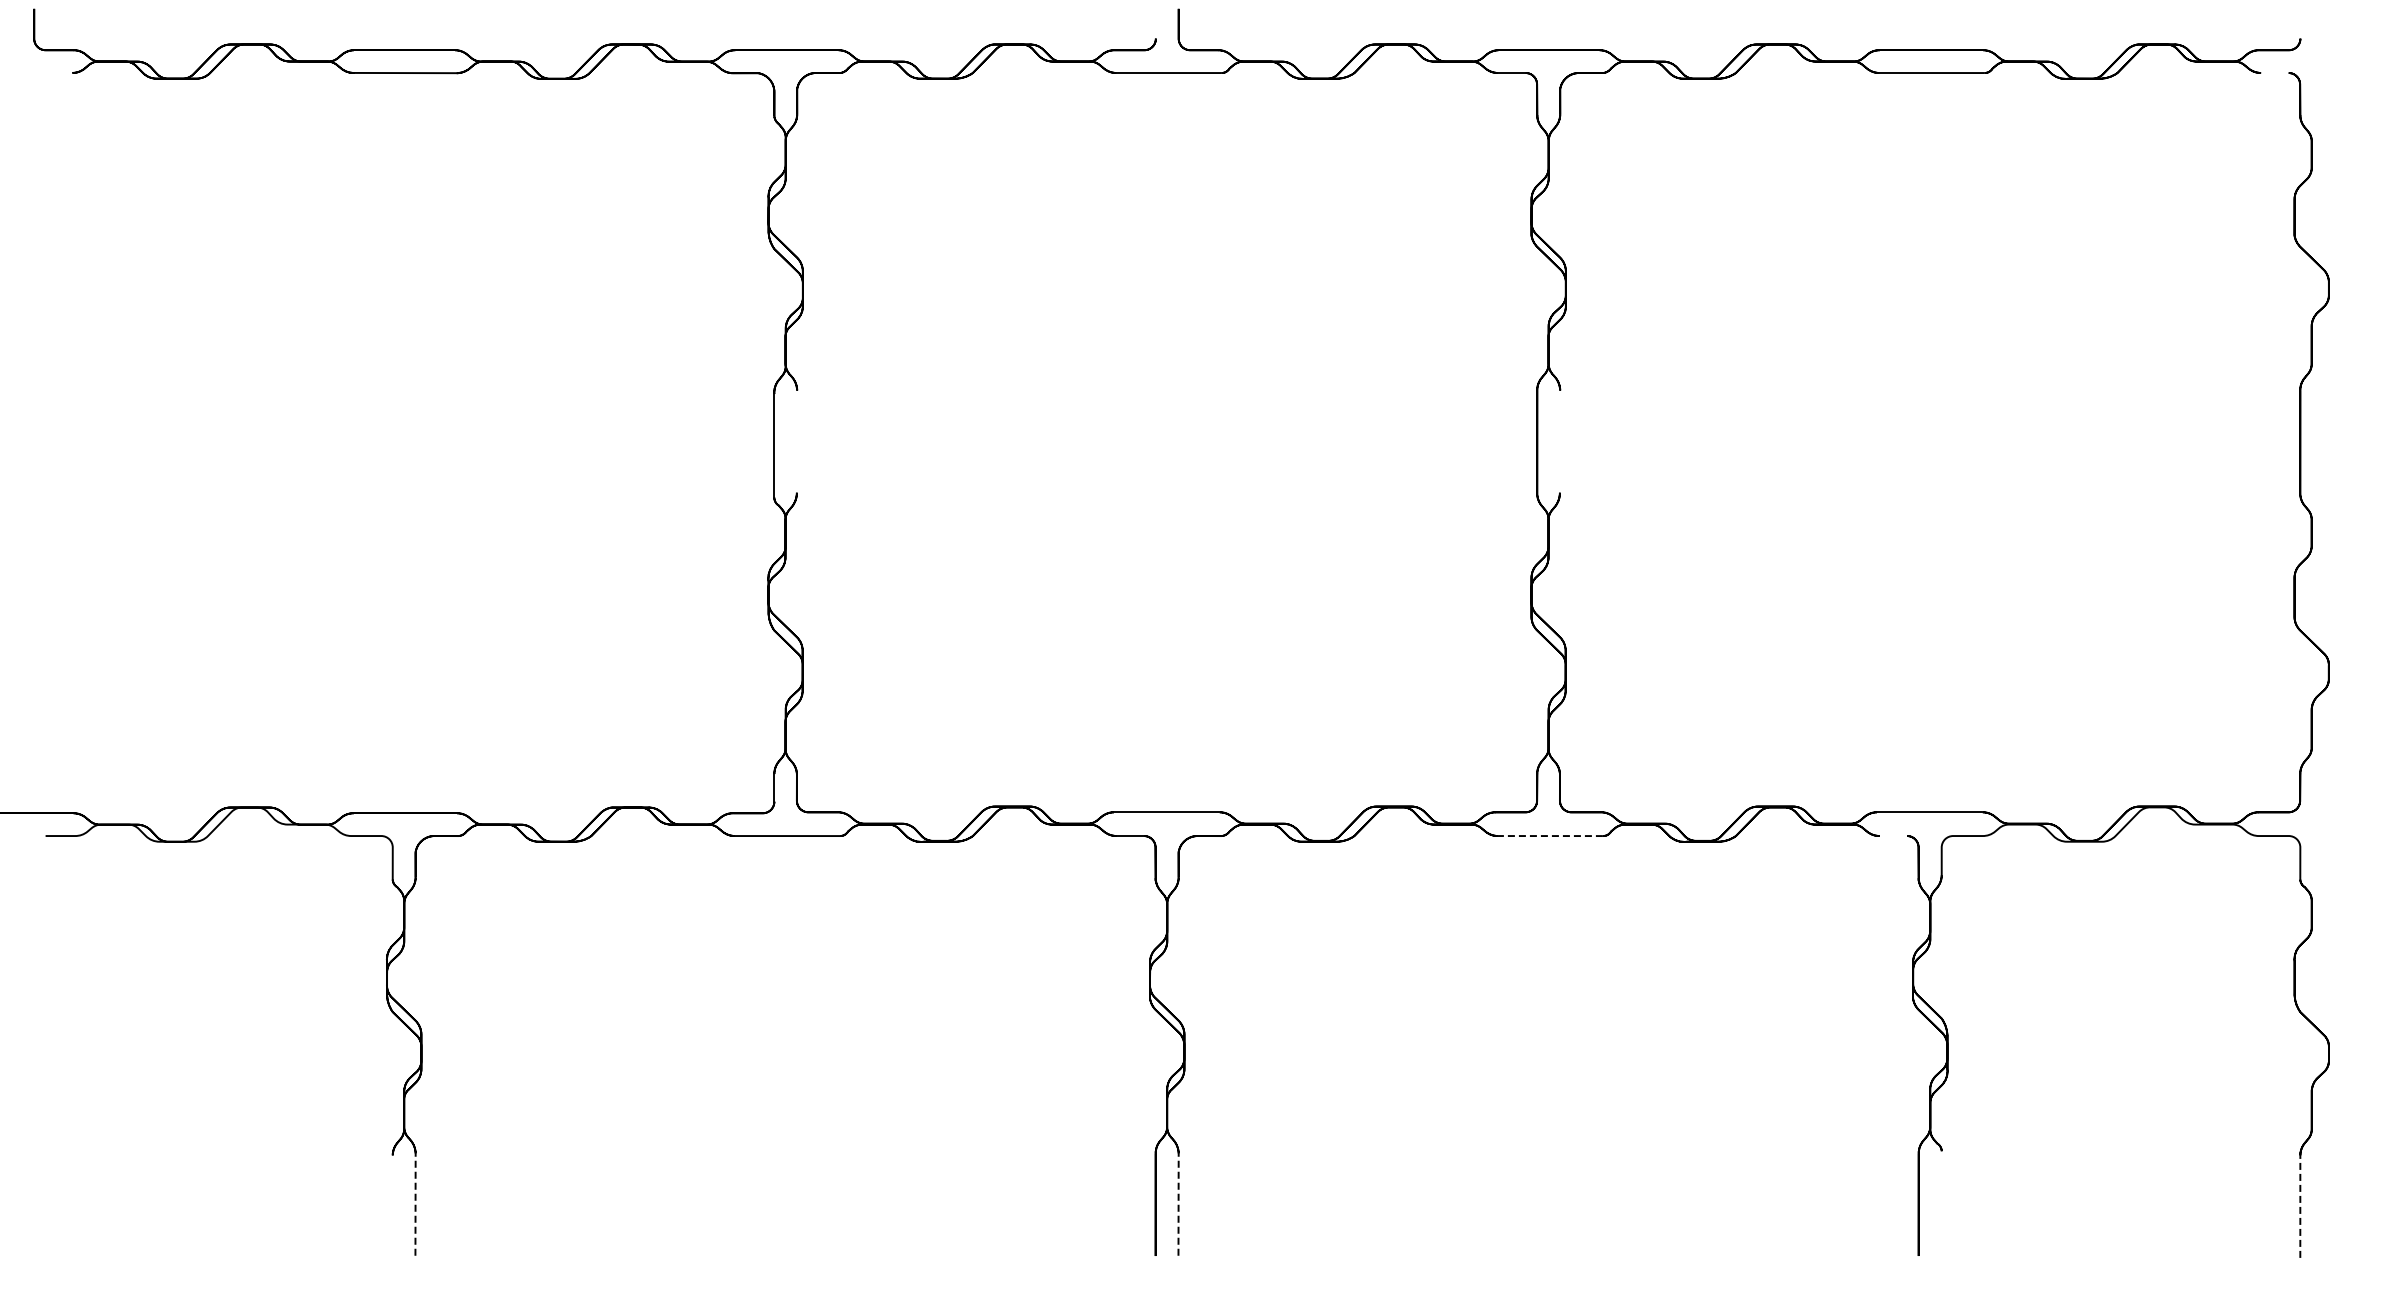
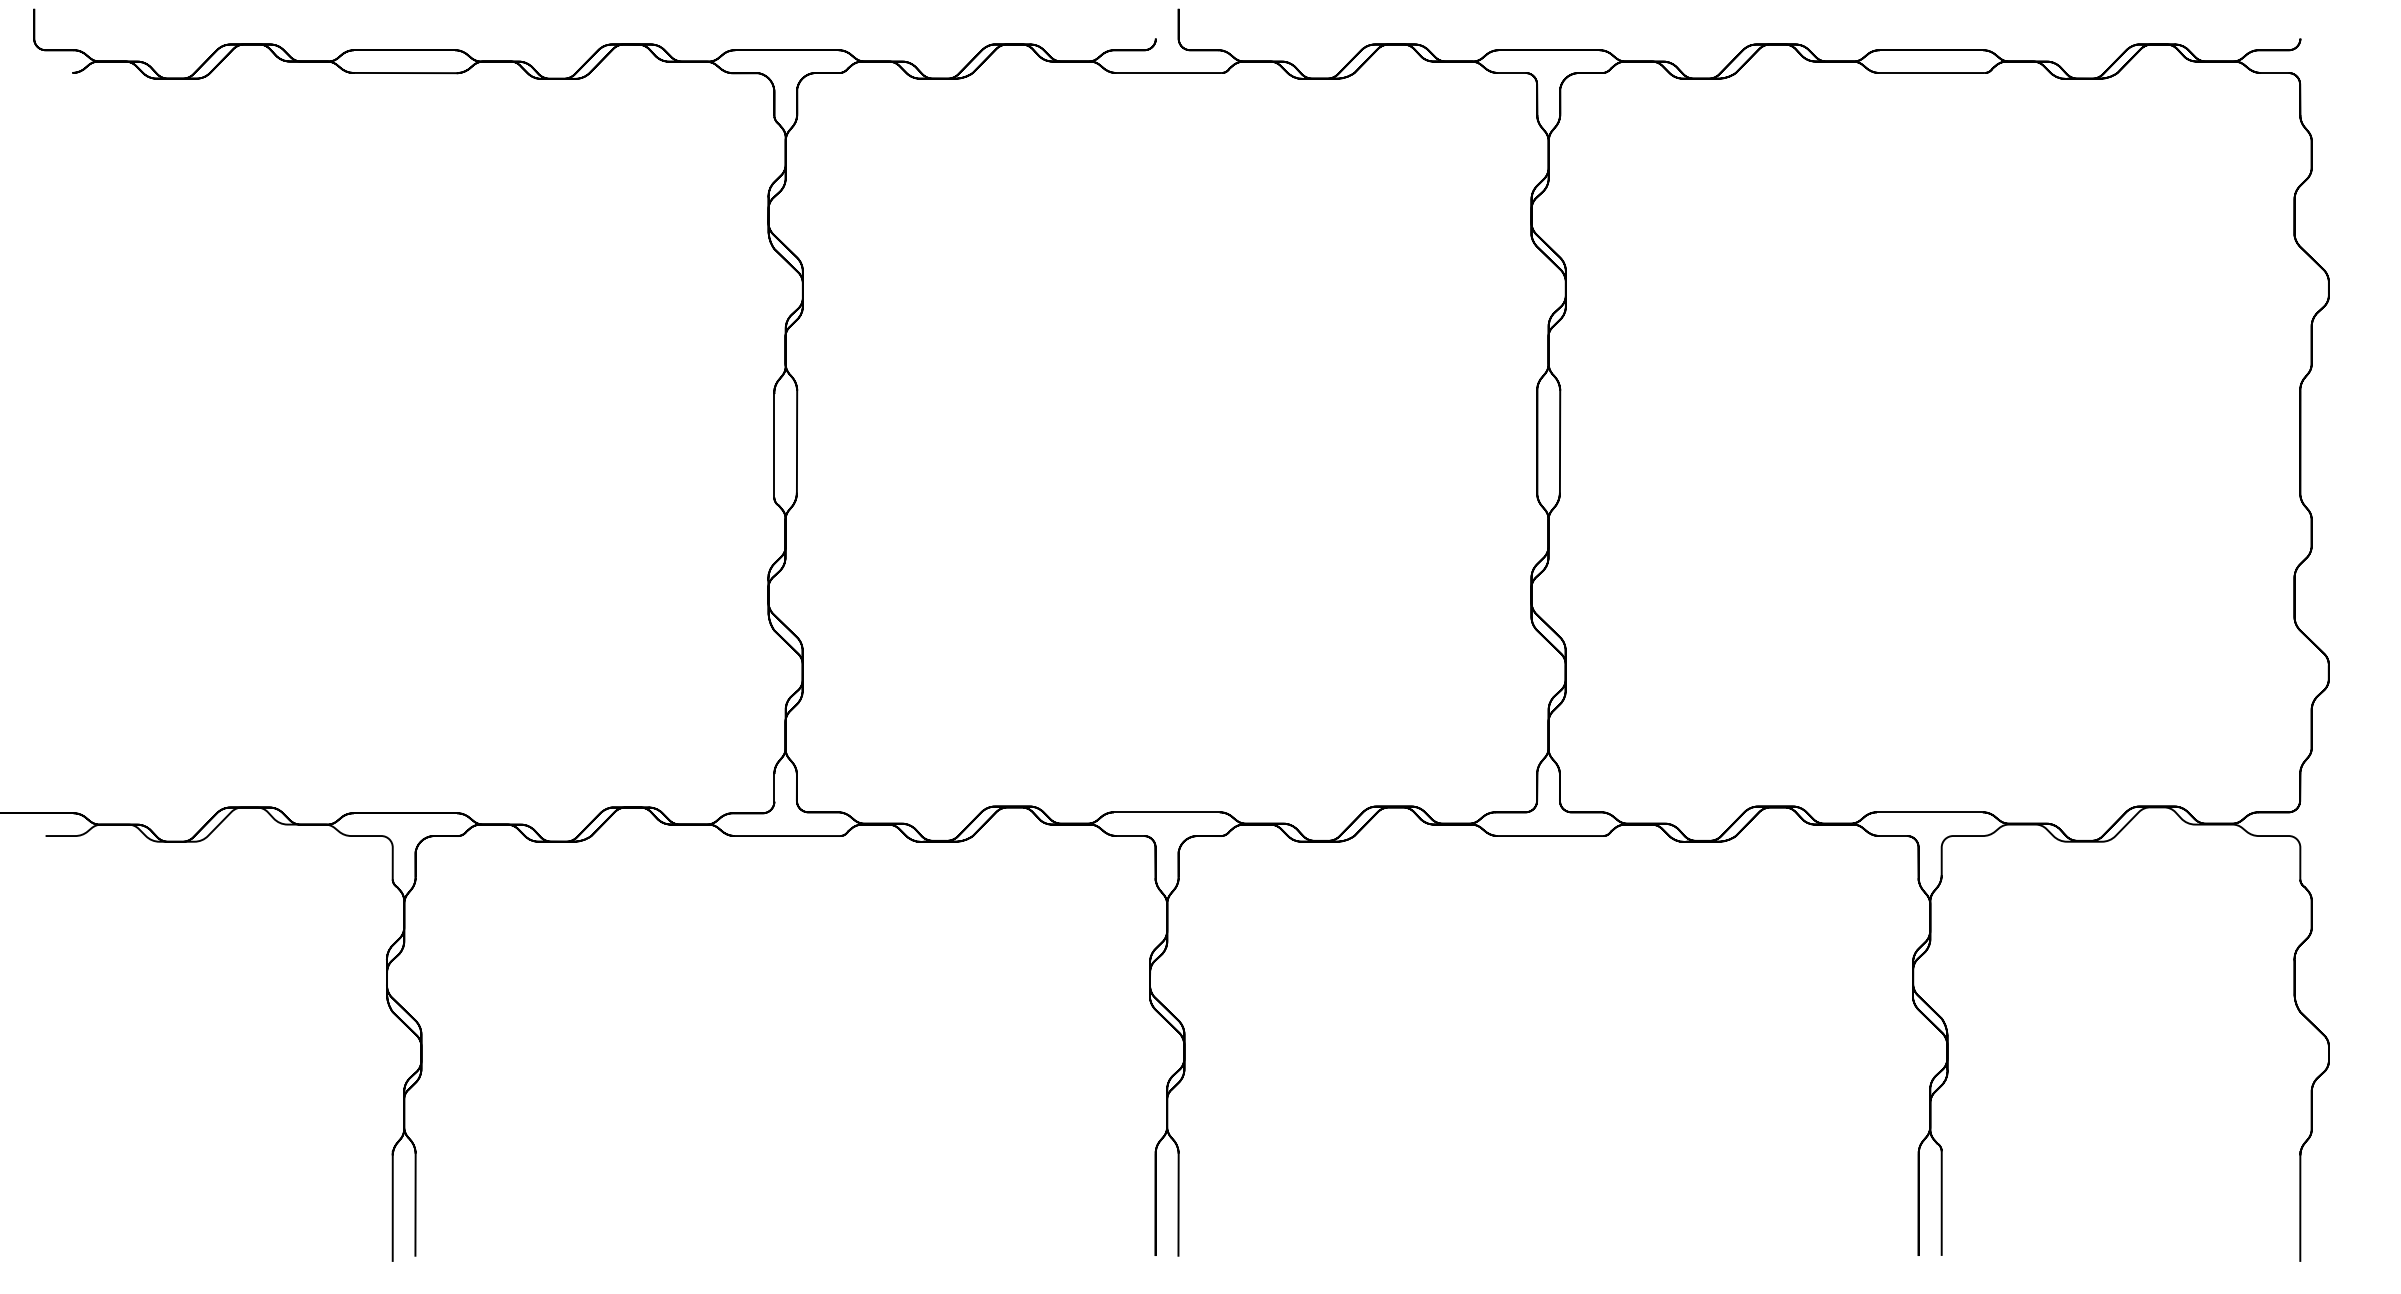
line: none -> present (2274, 73)
line: none -> present (796, 441)
line: none -> present (1559, 441)
line: dashed -> solid (1550, 836)
line: none -> present (1893, 836)
line: none -> present (1941, 1202)
line: dashed -> solid (415, 1204)
line: dashed -> solid (1178, 1204)
line: none -> present (392, 1205)
line: dashed -> solid (2300, 1206)
